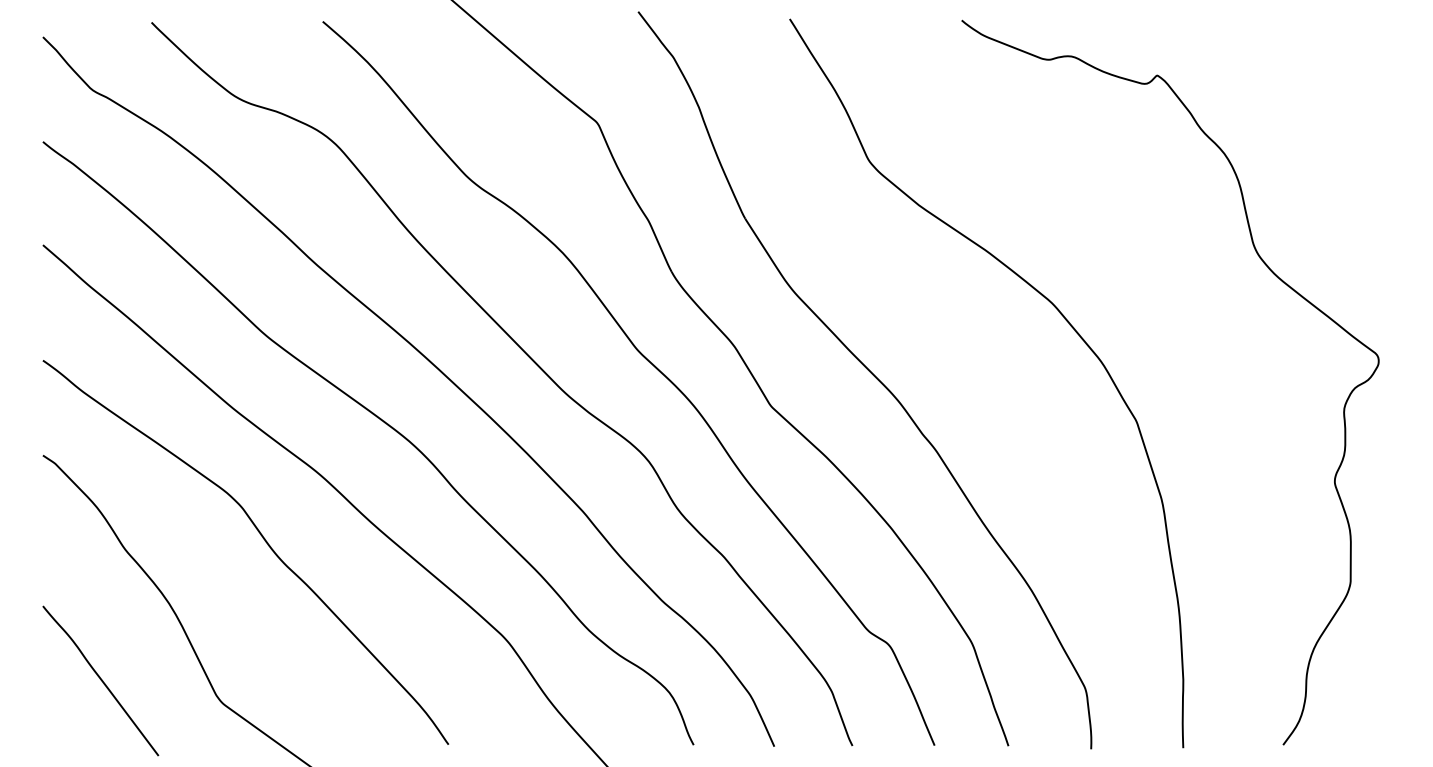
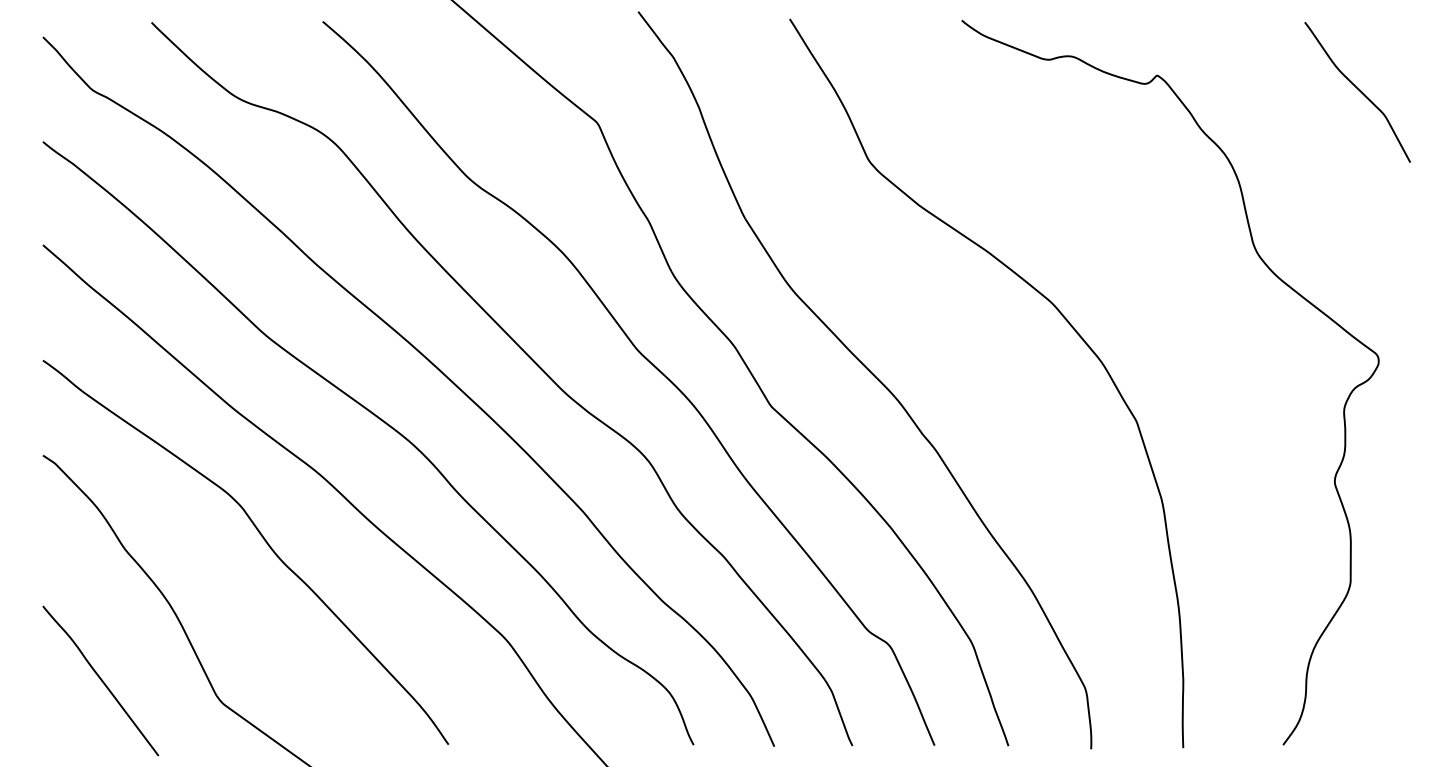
curve: none -> present (1358, 90)
